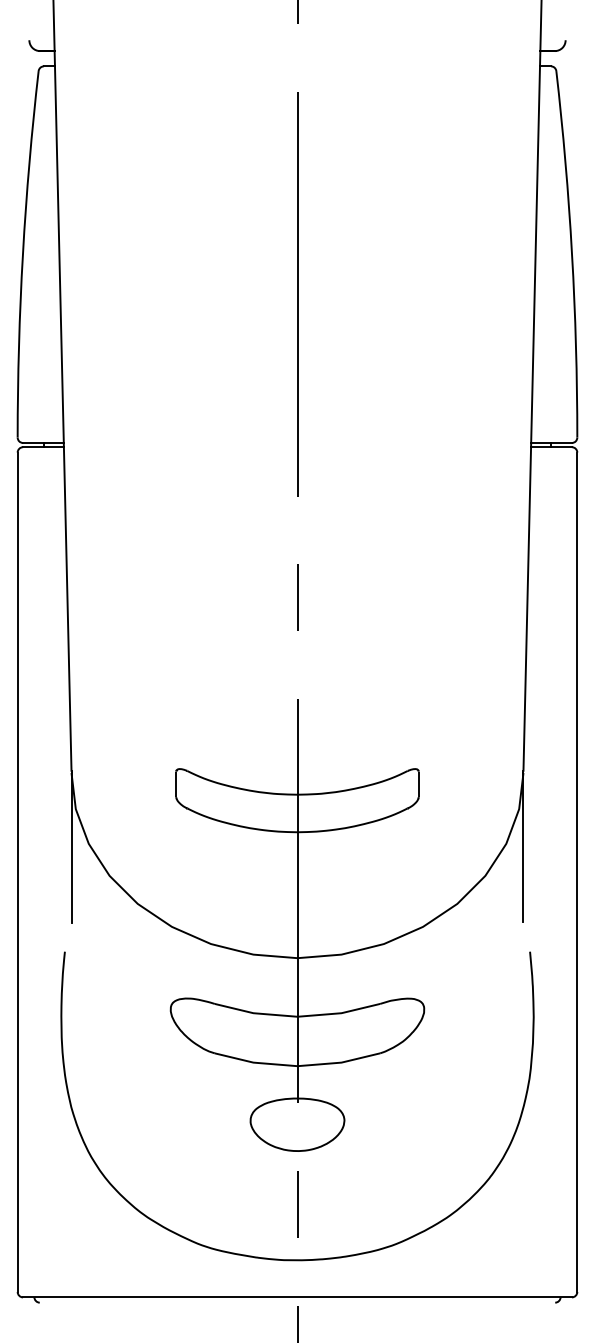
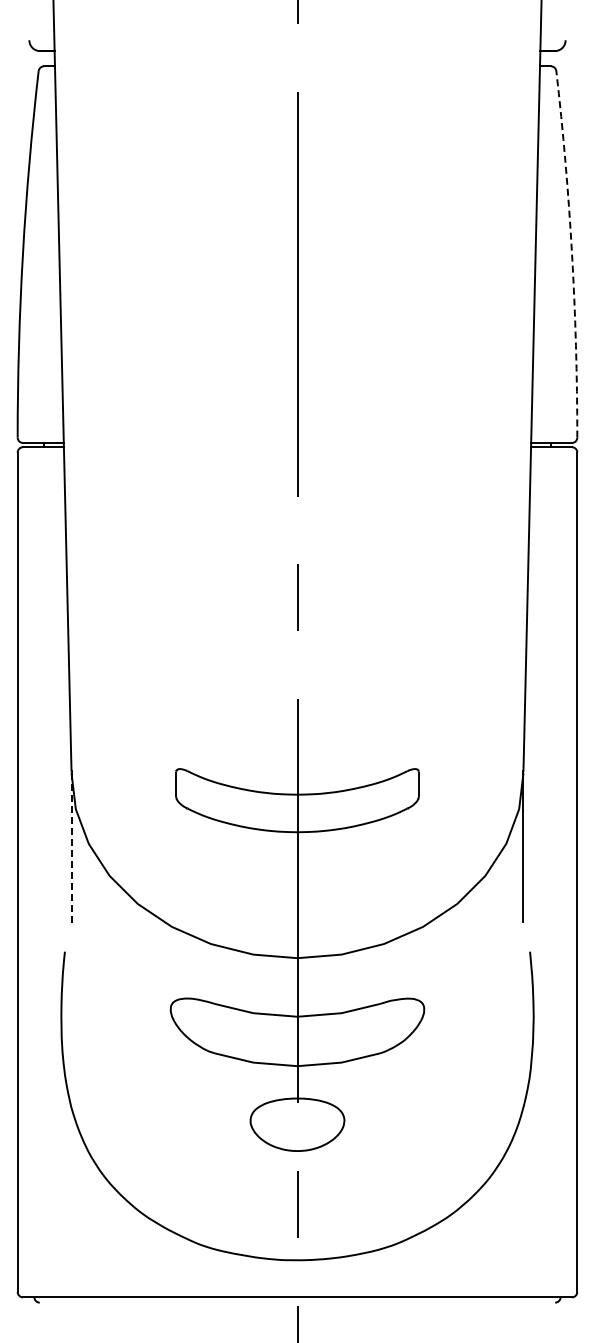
arc: solid -> dashed (572, 254)
line: solid -> dashed (71, 847)
